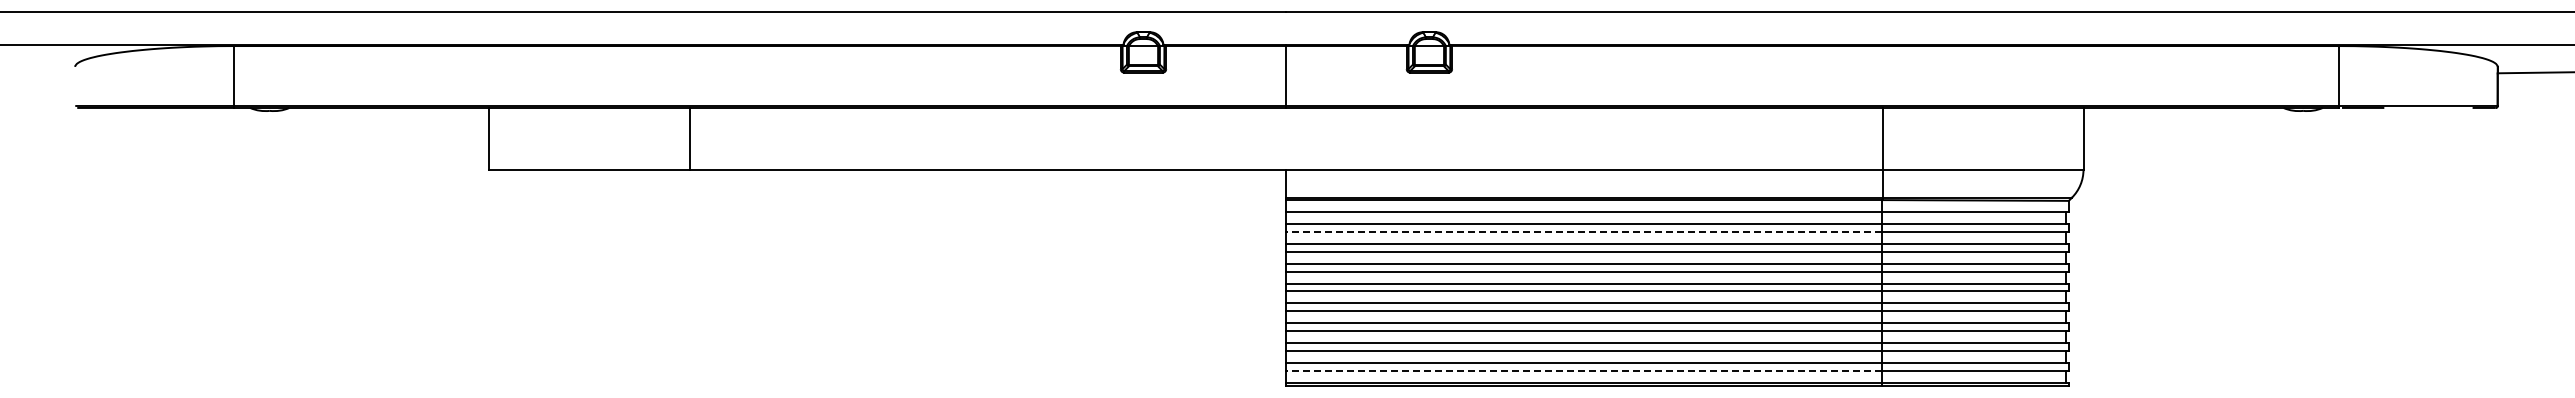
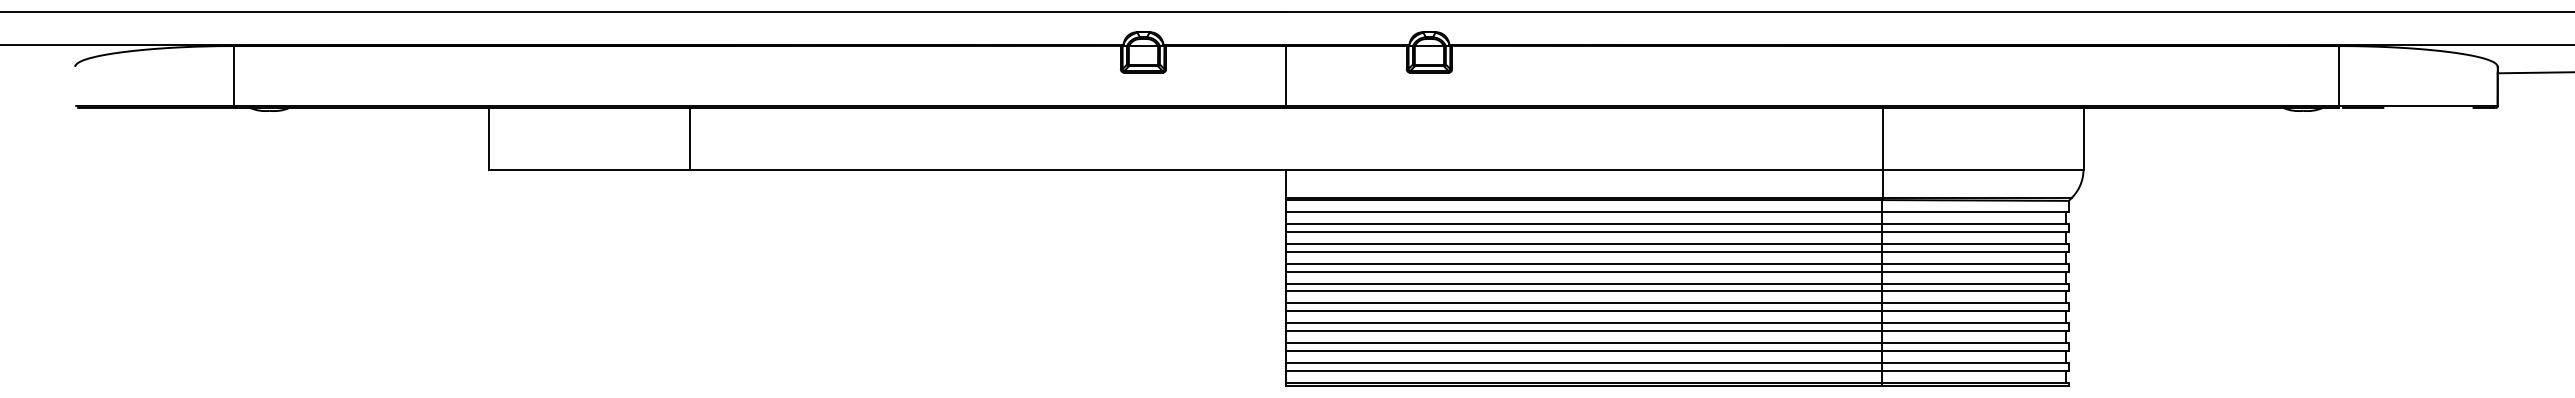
line: dashed -> solid (1584, 231)
line: dashed -> solid (1584, 370)
